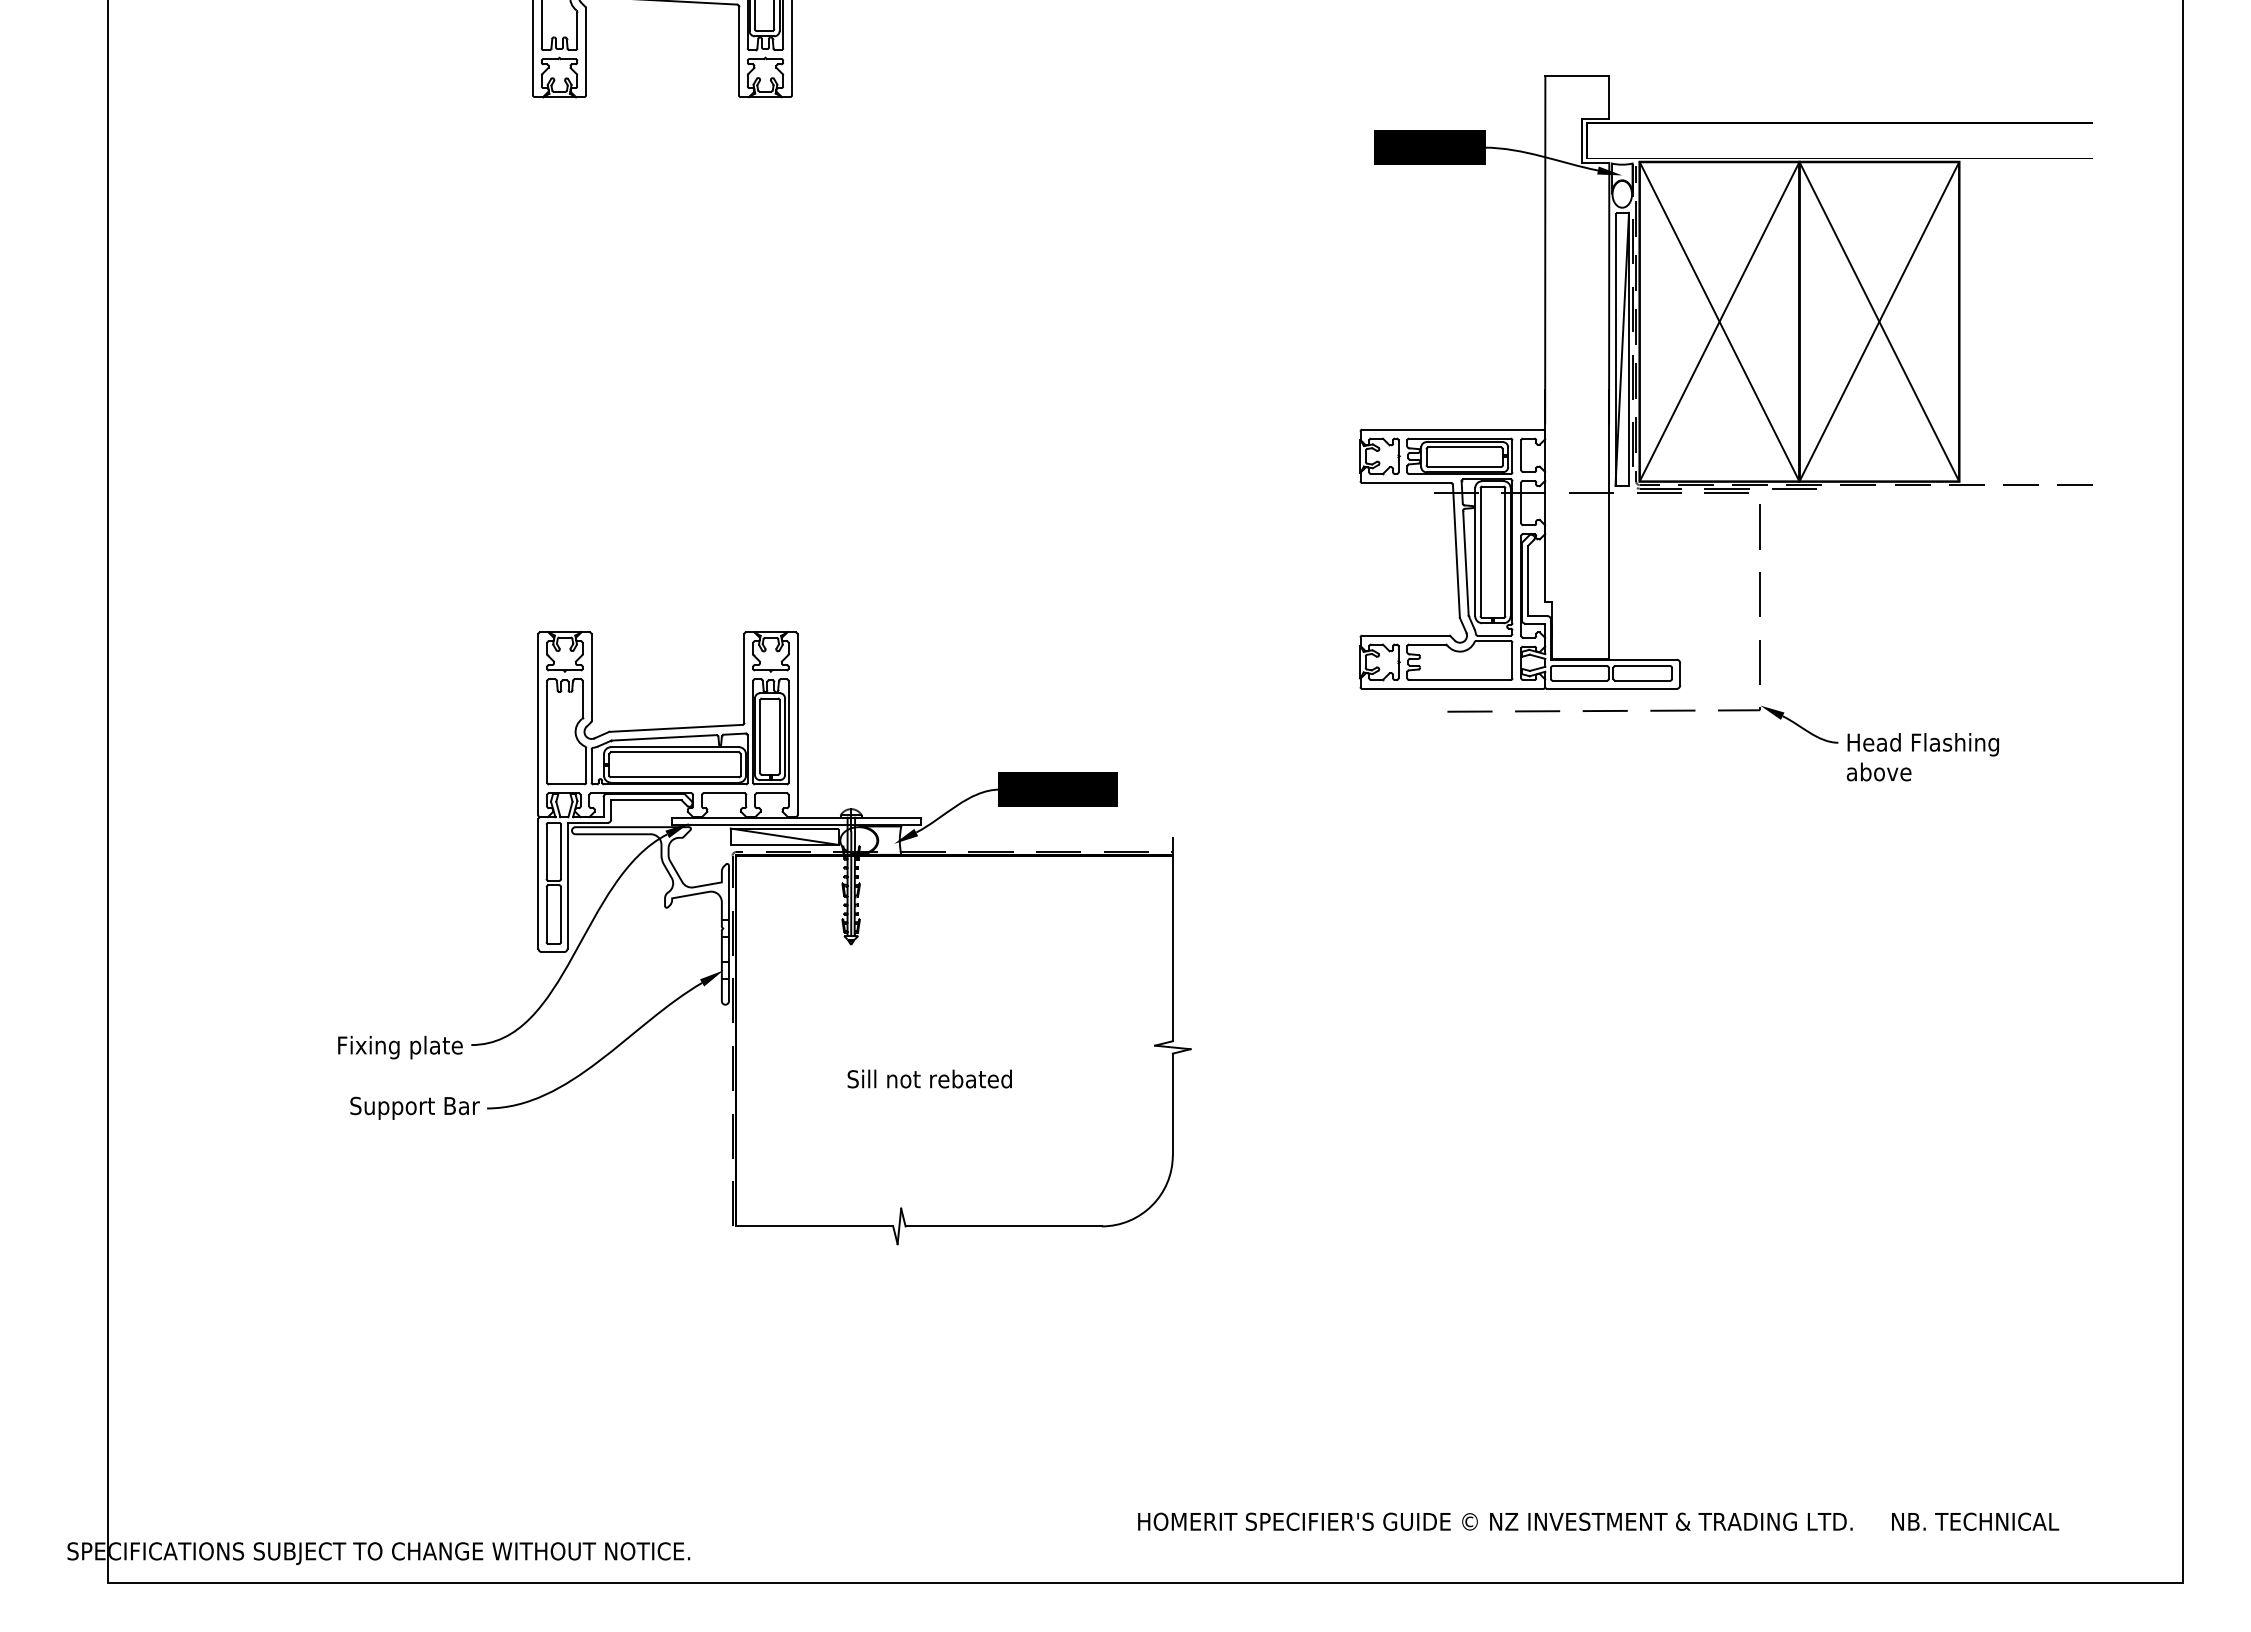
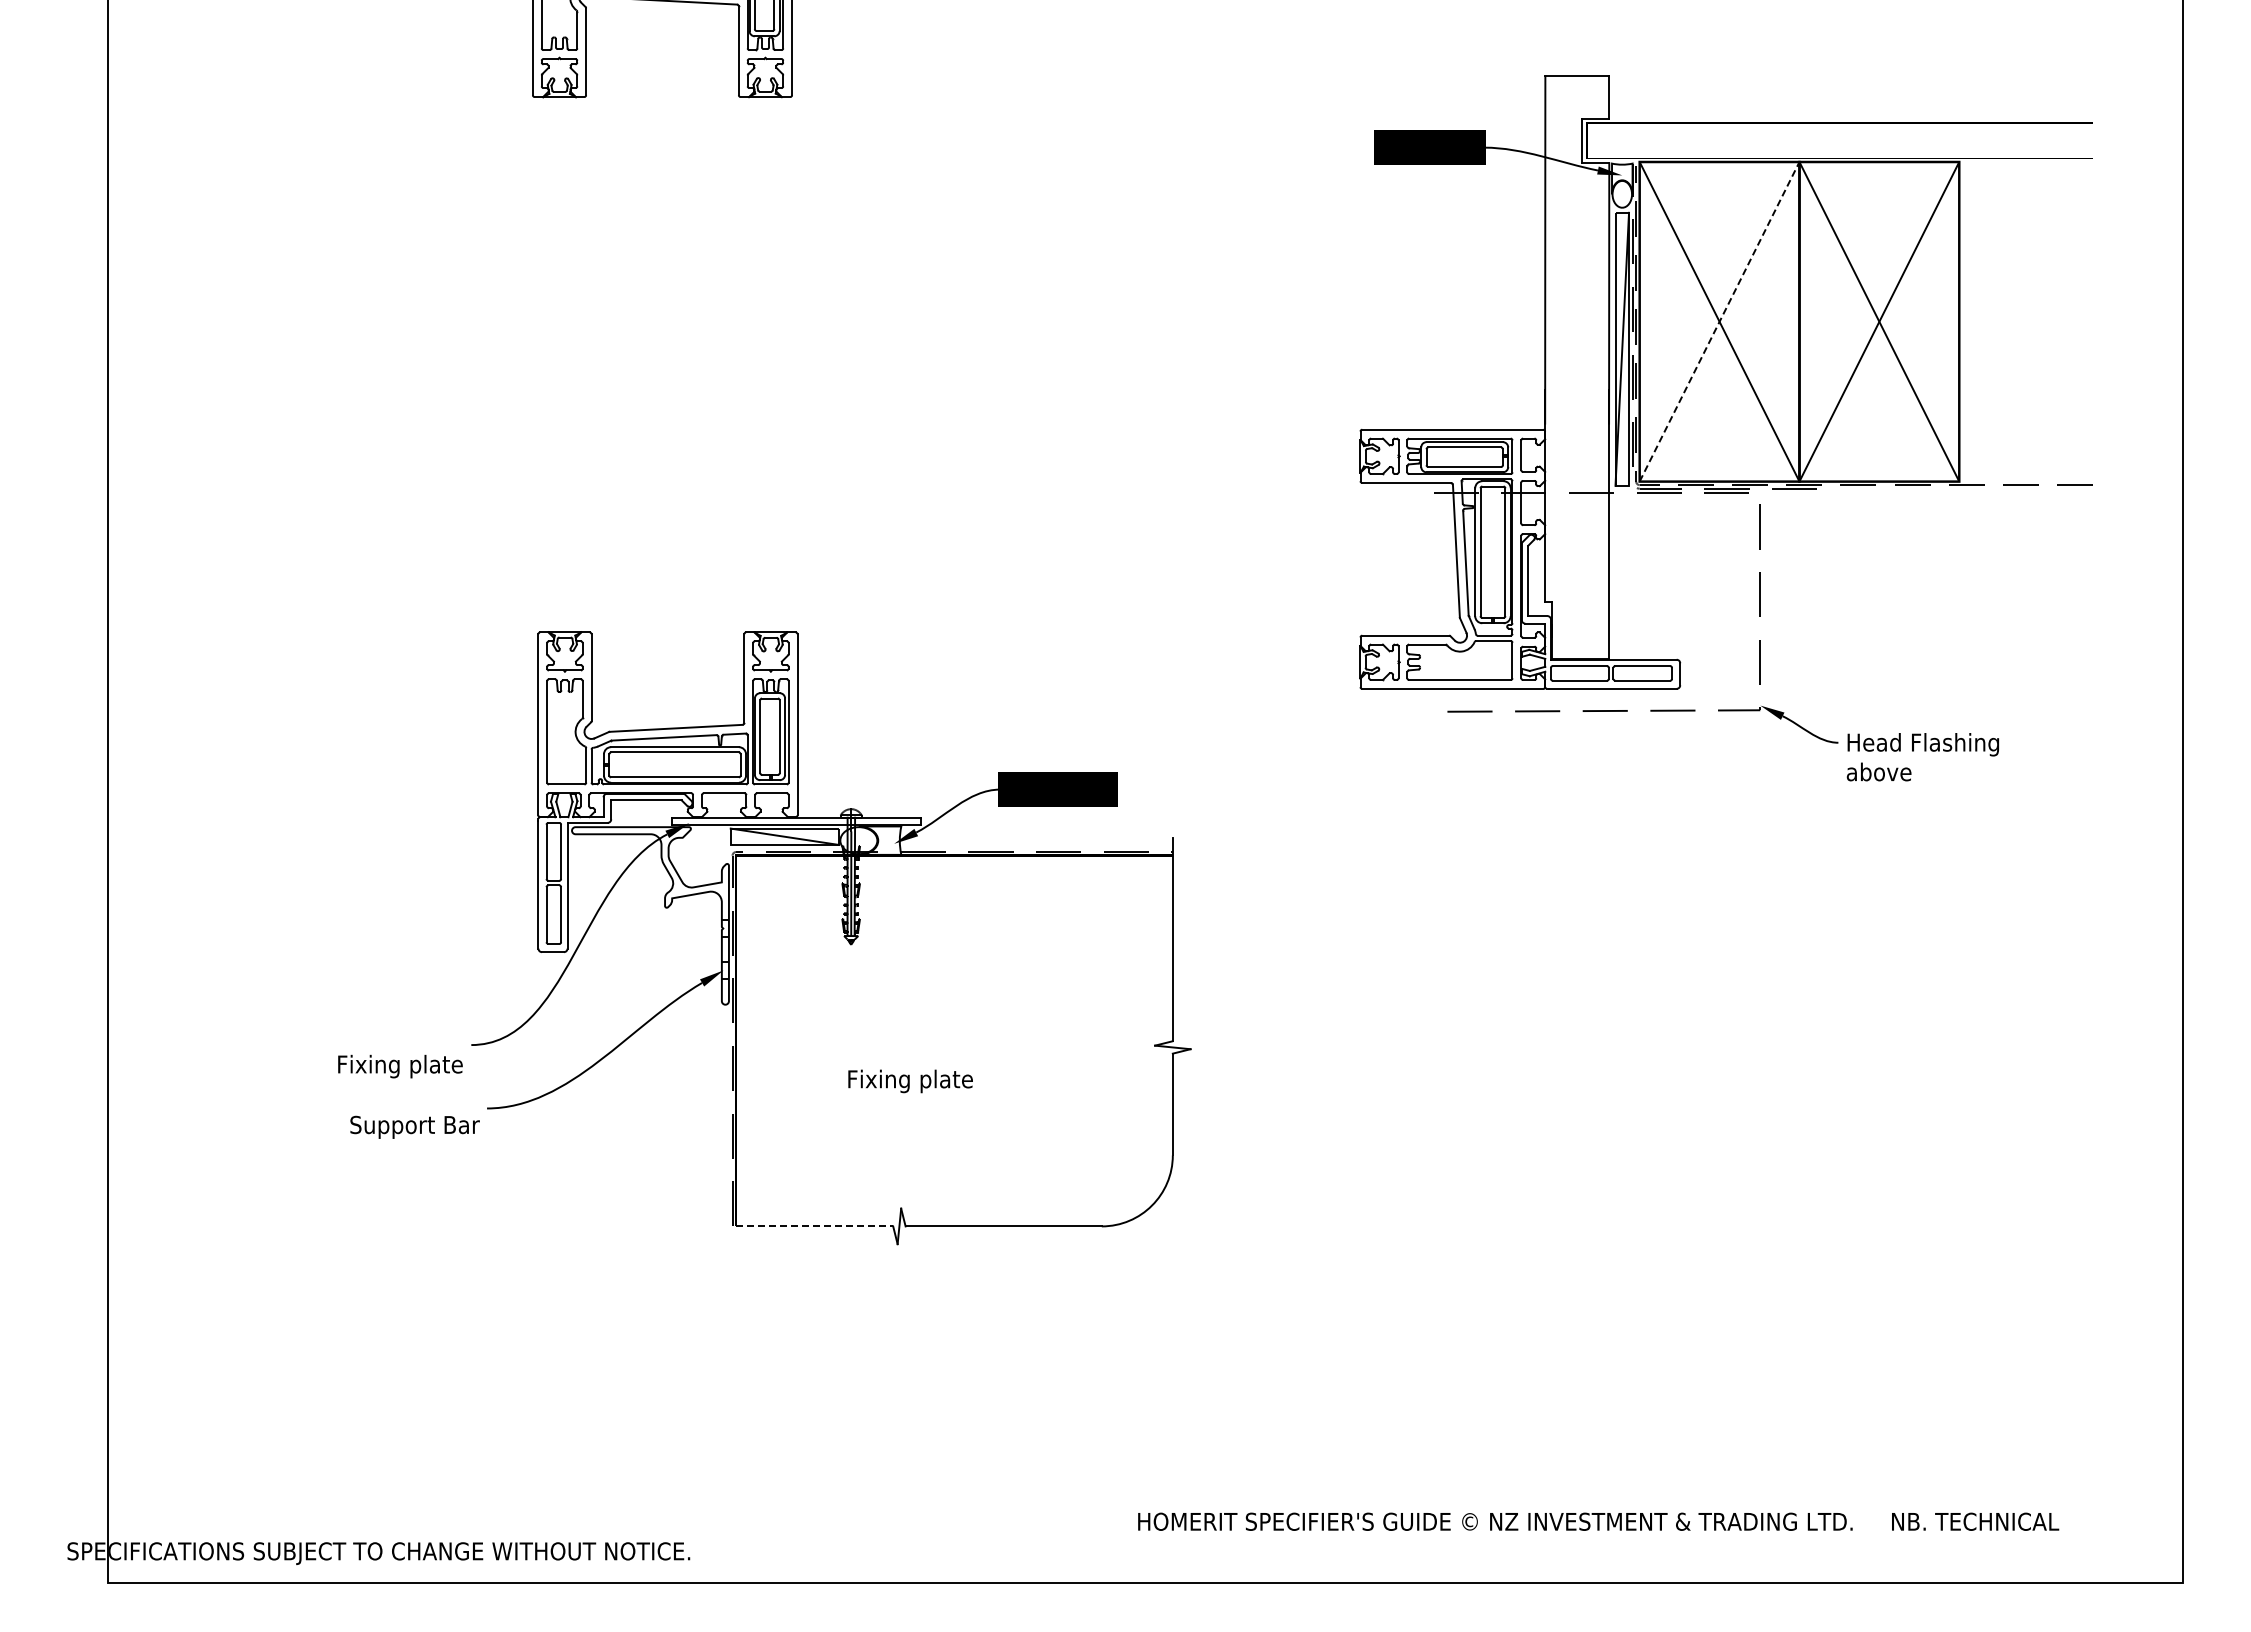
line: solid -> dashed (1719, 321)
text position: (400, 1047) -> (400, 1066) (400, 1066)
text: Sill not rebated -> Fixing plate (929, 1081)
text position: (414, 1107) -> (414, 1126) (414, 1126)
line: solid -> dashed (814, 1226)
